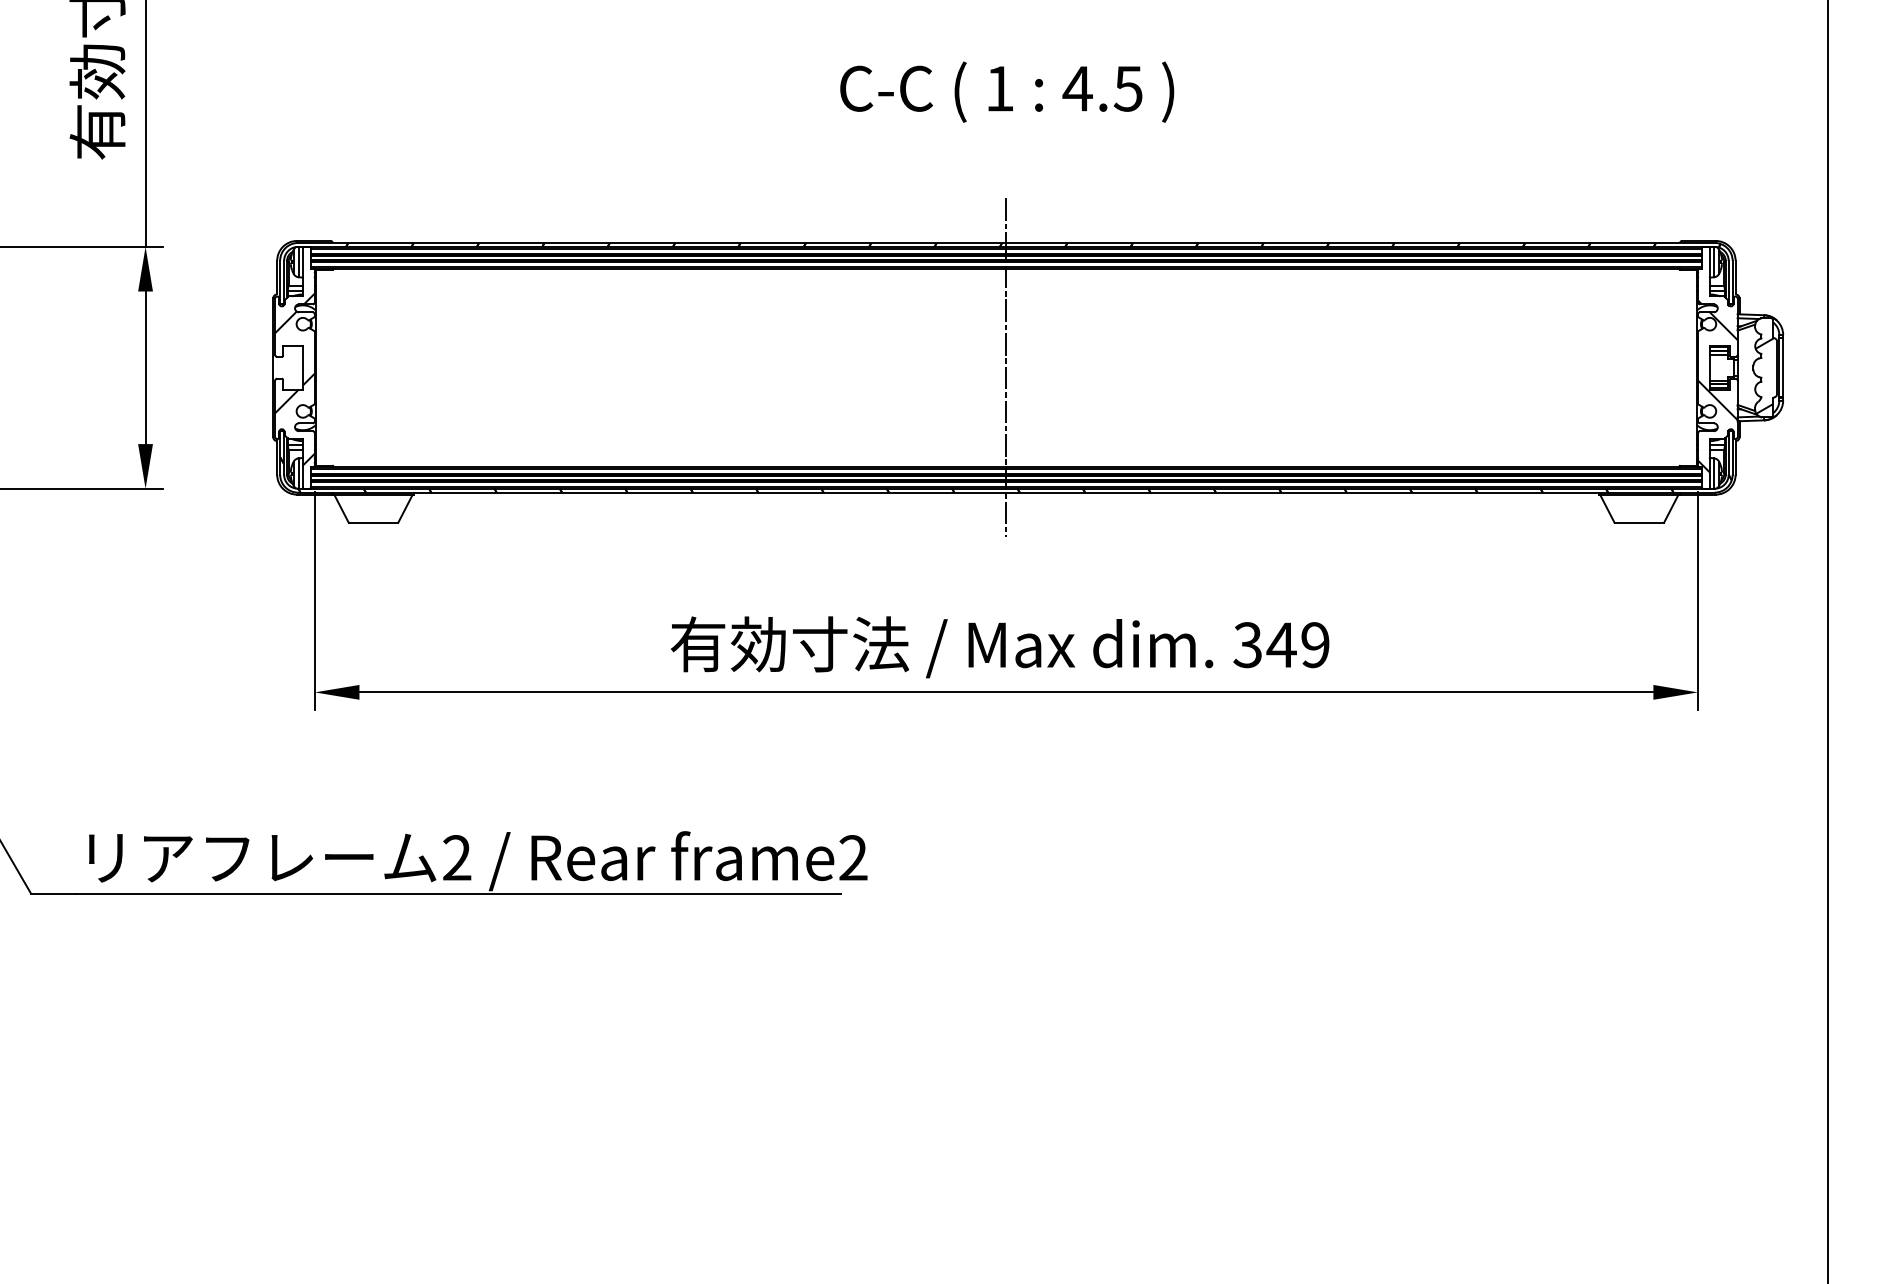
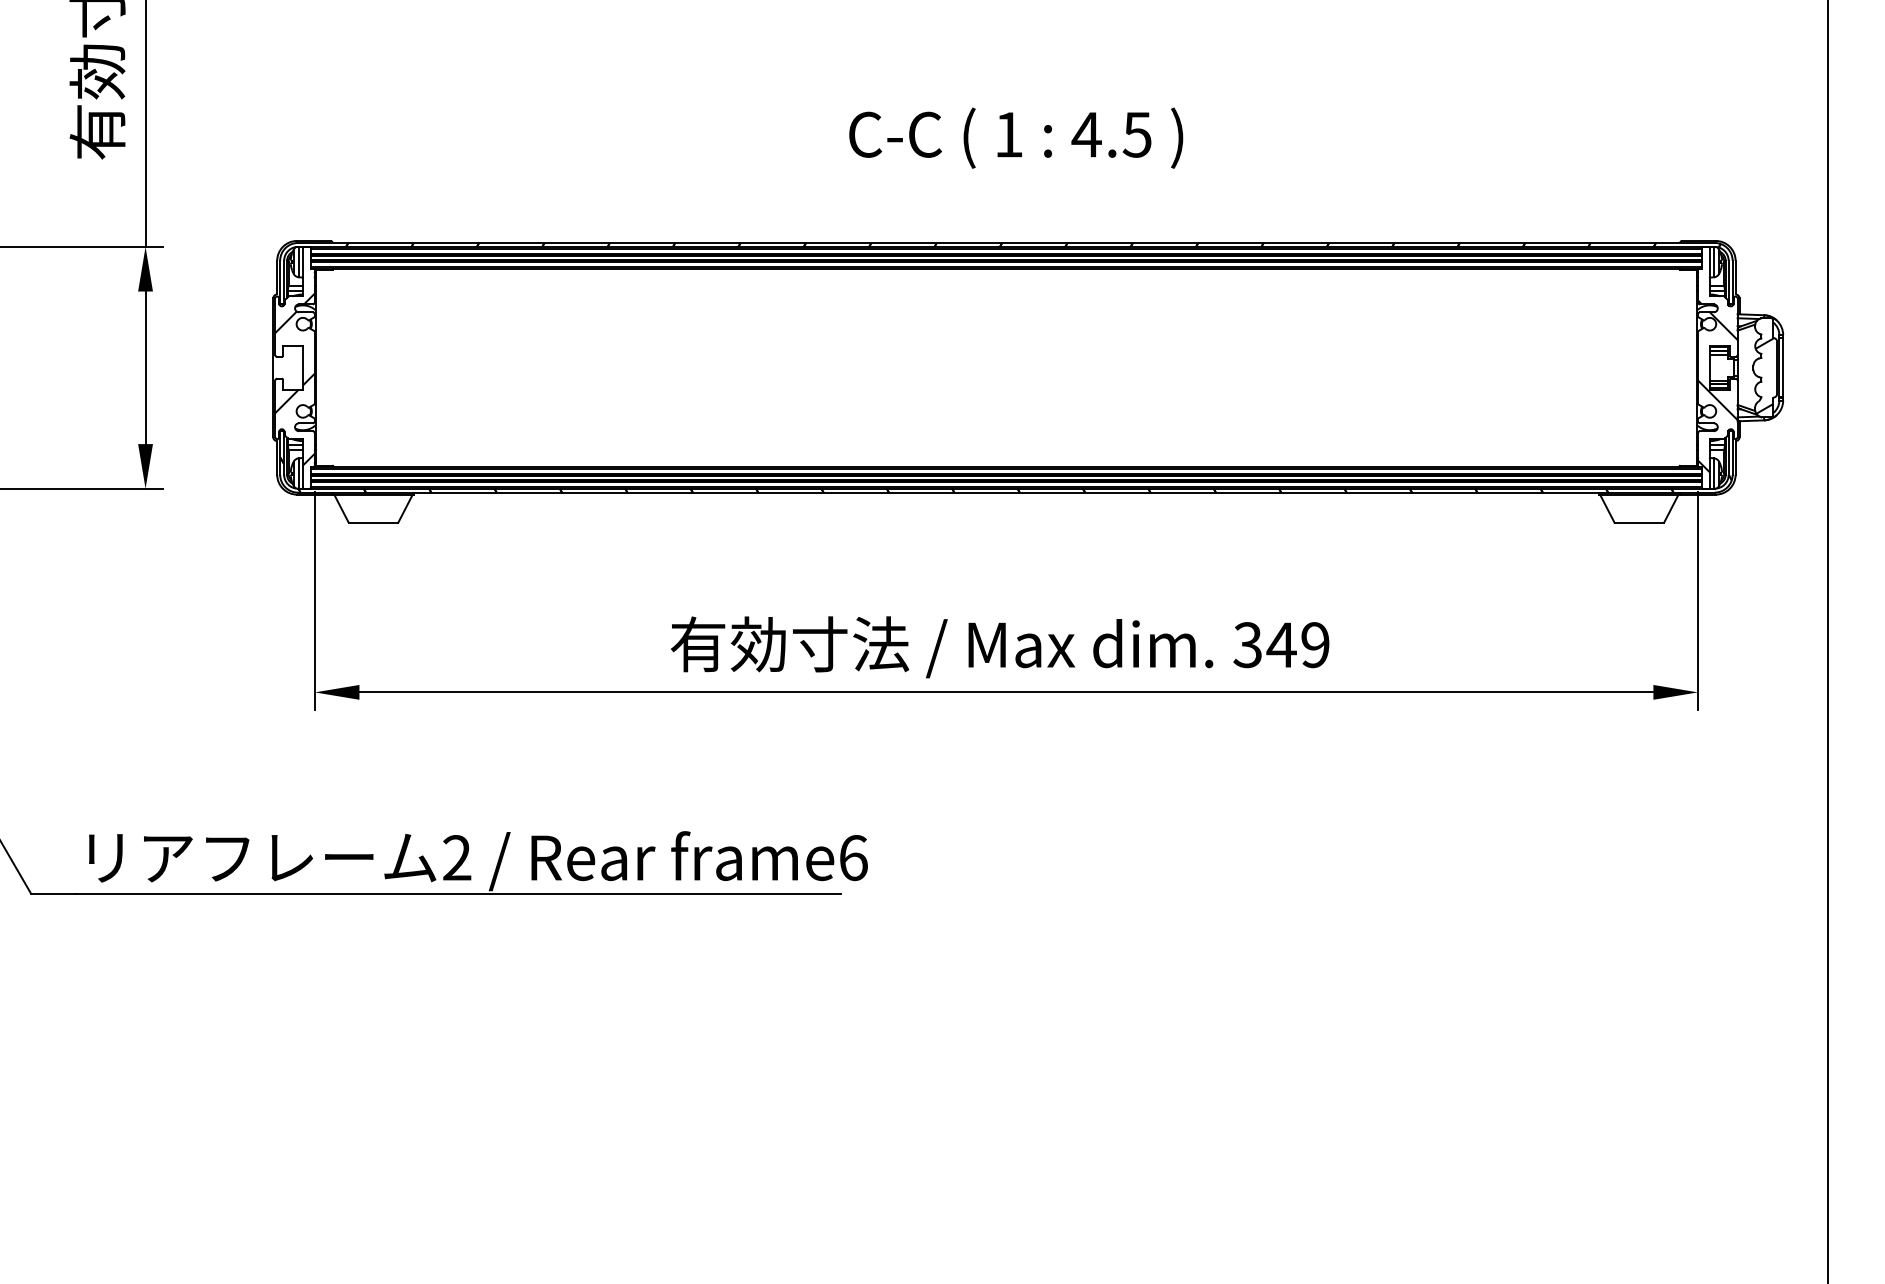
text position: (1007, 91) -> (1016, 137) (1016, 137)
line: present -> none (1006, 367)
text: frame2 -> frame6 (853, 858)
